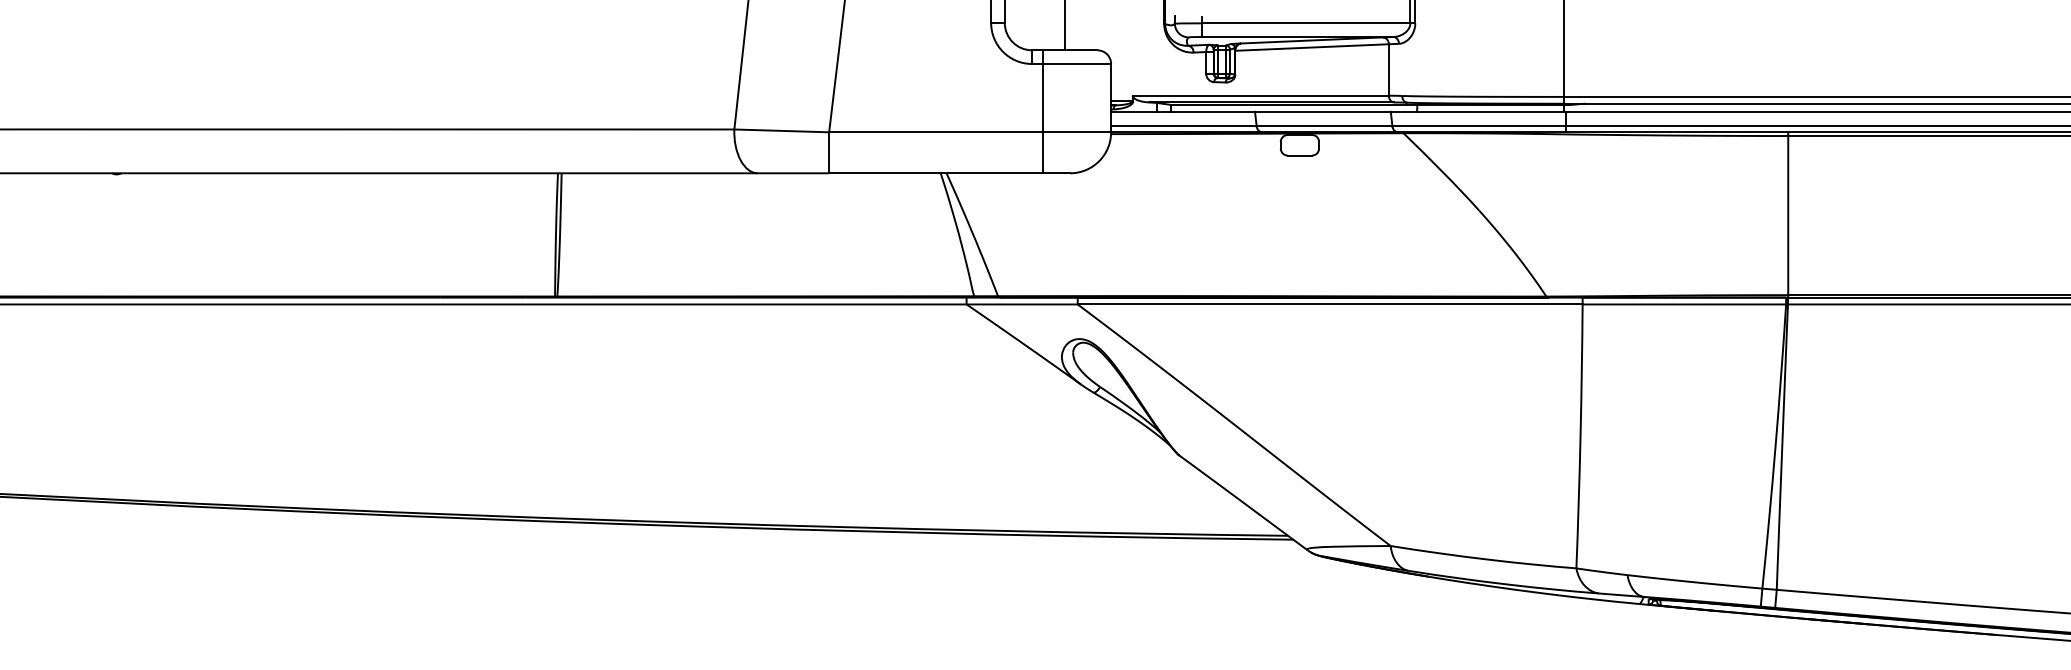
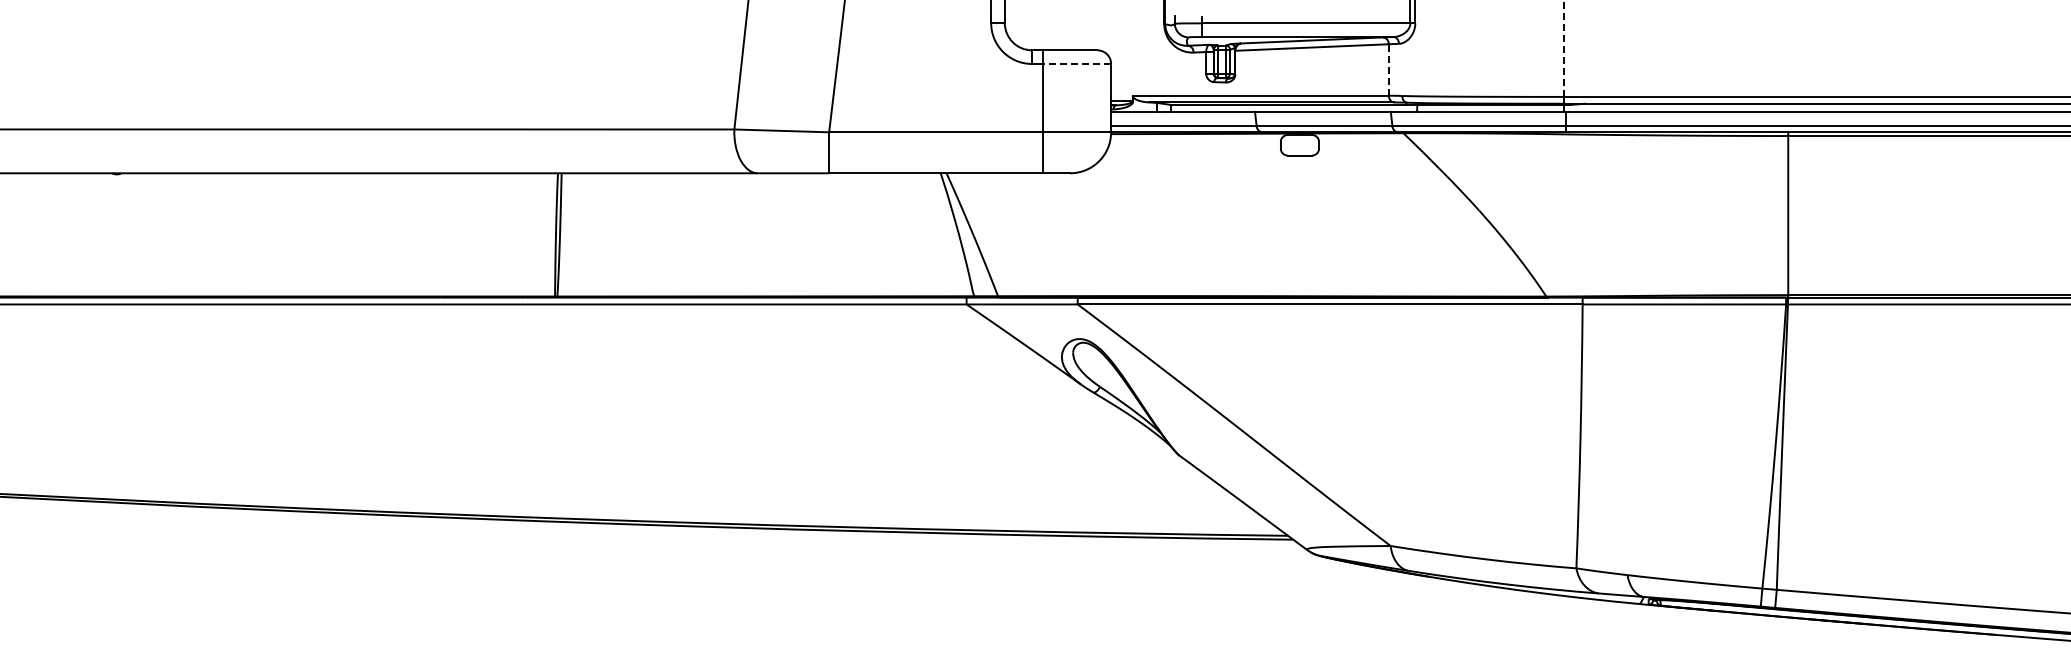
line: present -> none (1064, 26)
line: solid -> dashed (1563, 48)
line: solid -> dashed (1076, 64)
line: solid -> dashed (1388, 70)
